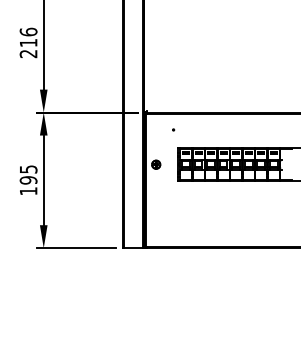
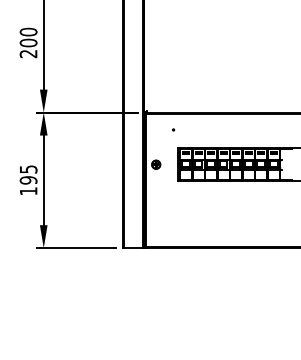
text: 216 -> 200 (28, 37)
